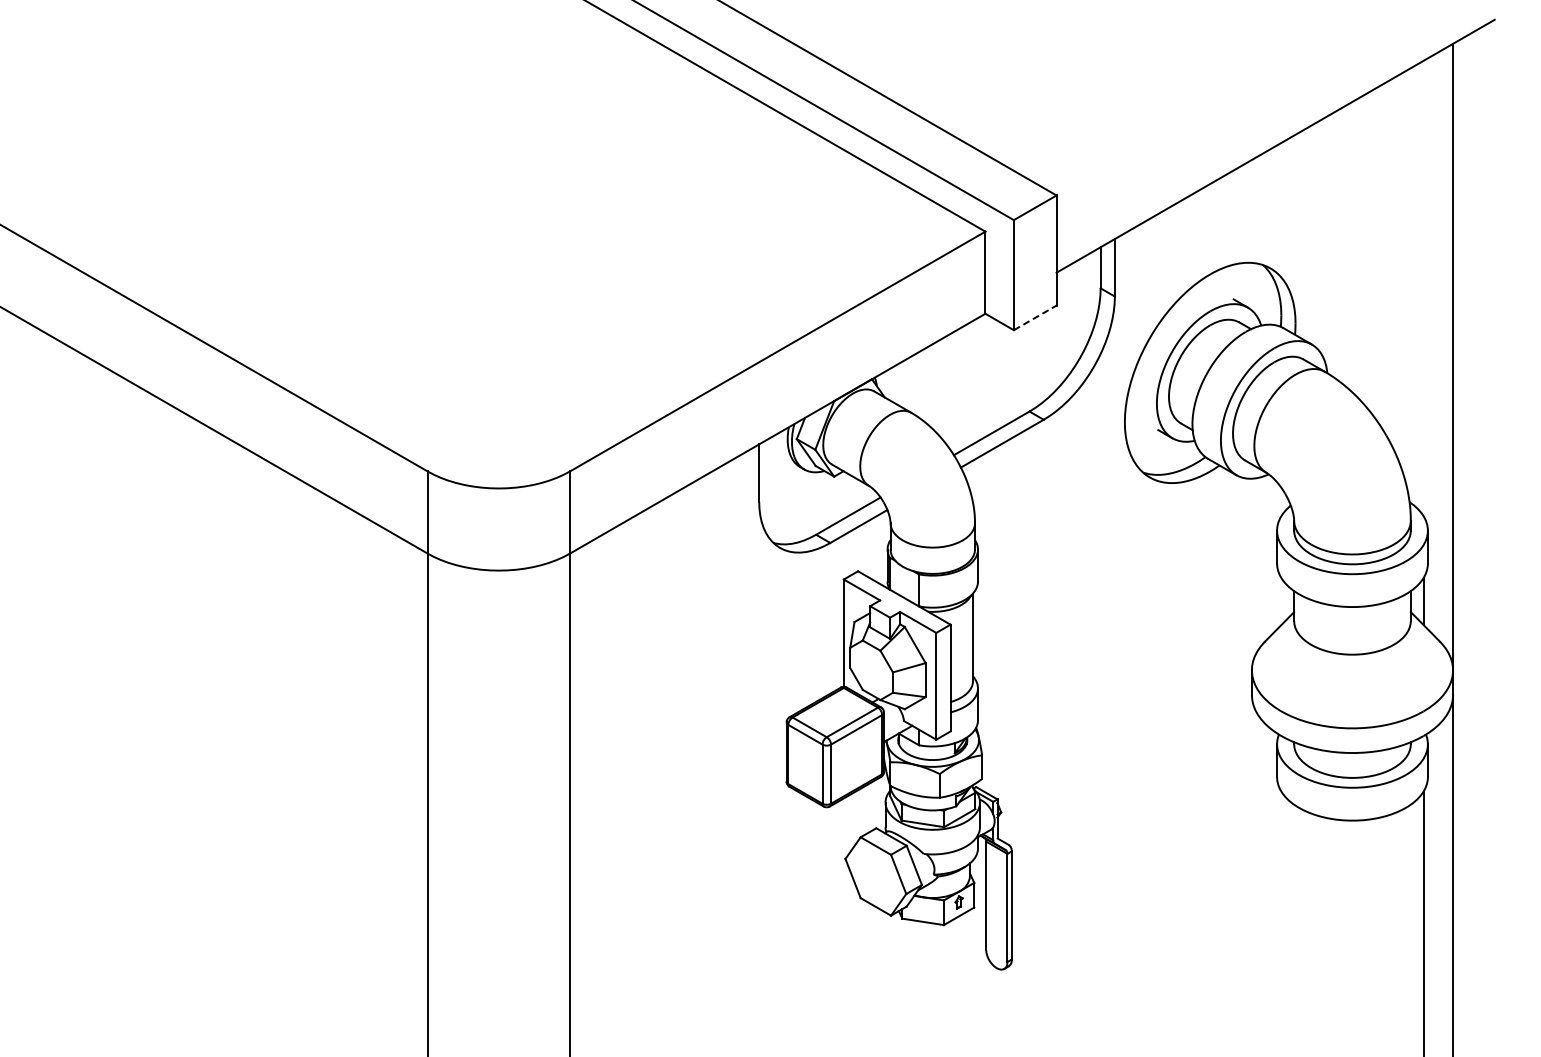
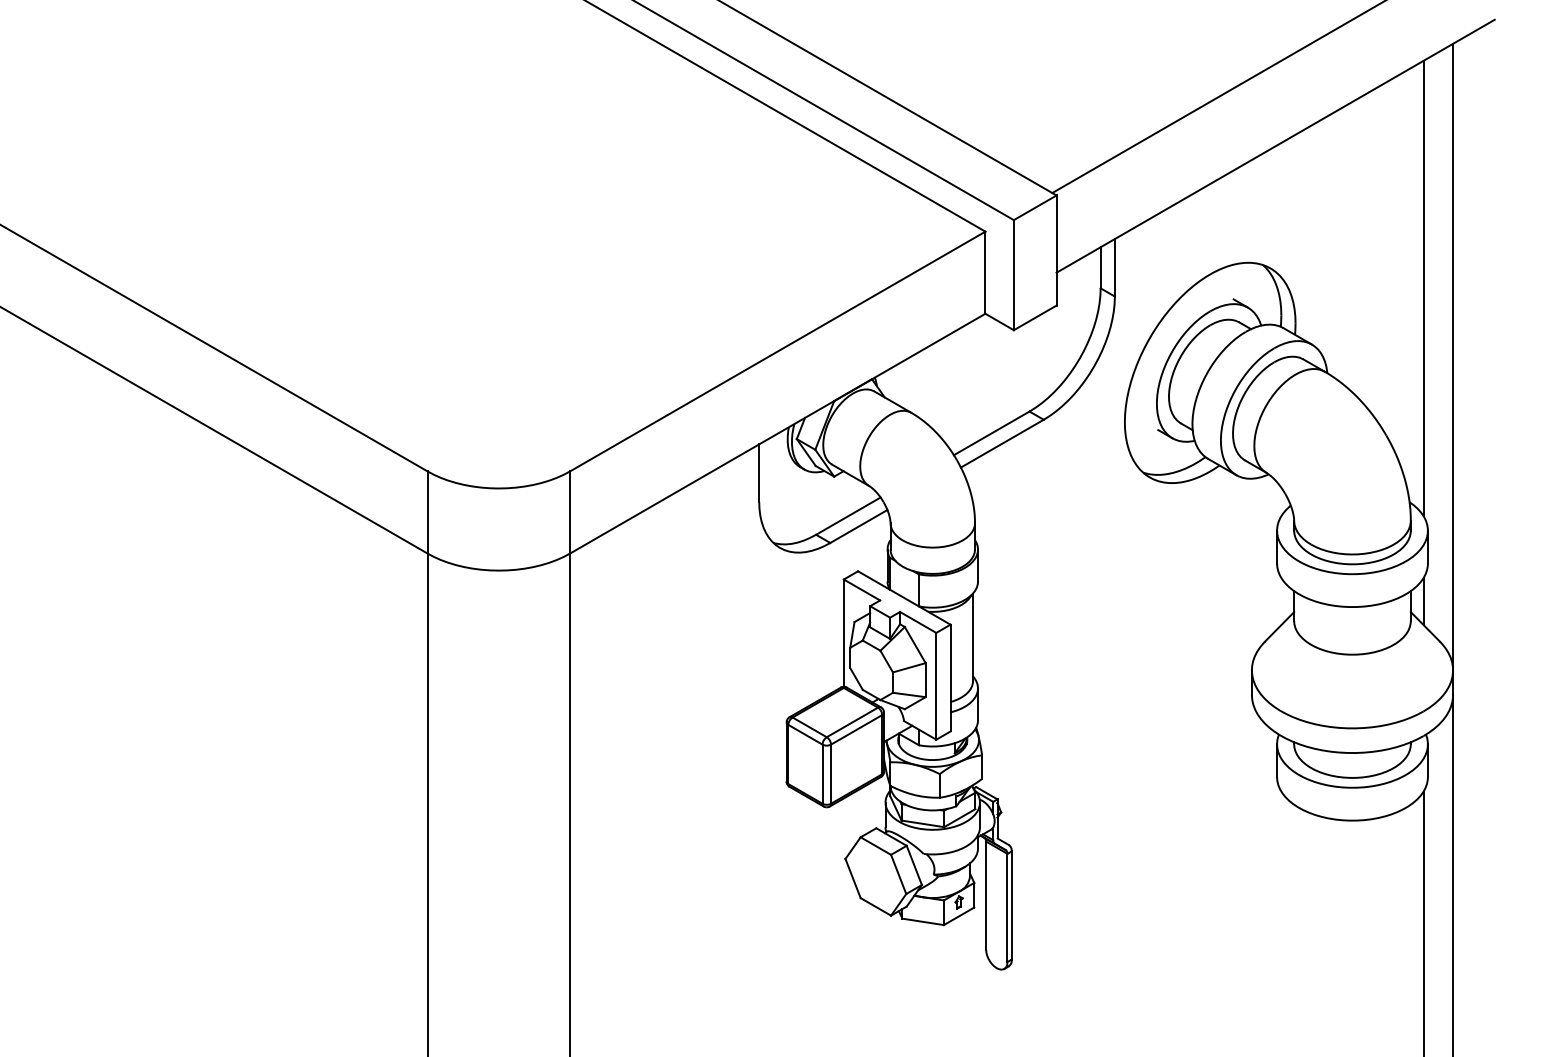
line: none -> present (1217, 97)
line: none -> present (1423, 288)
line: dashed -> solid (1035, 317)
